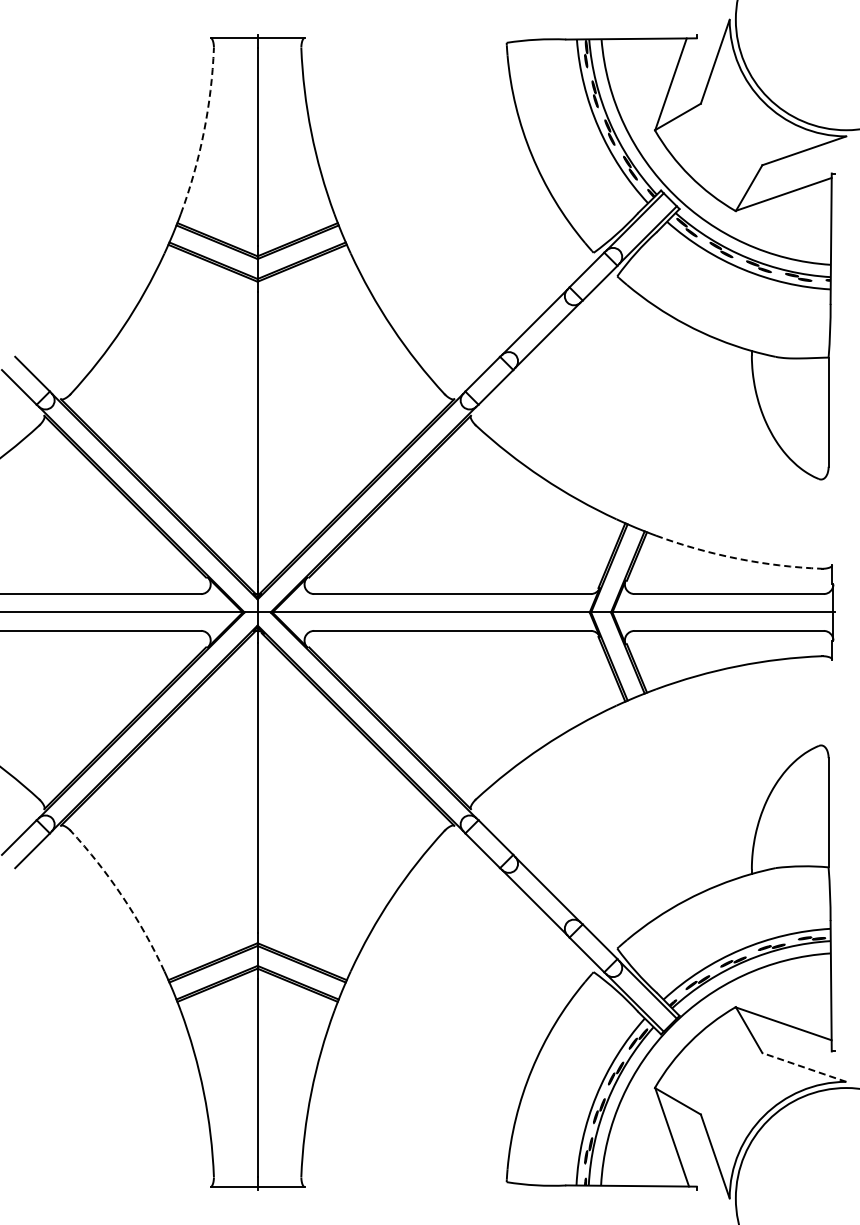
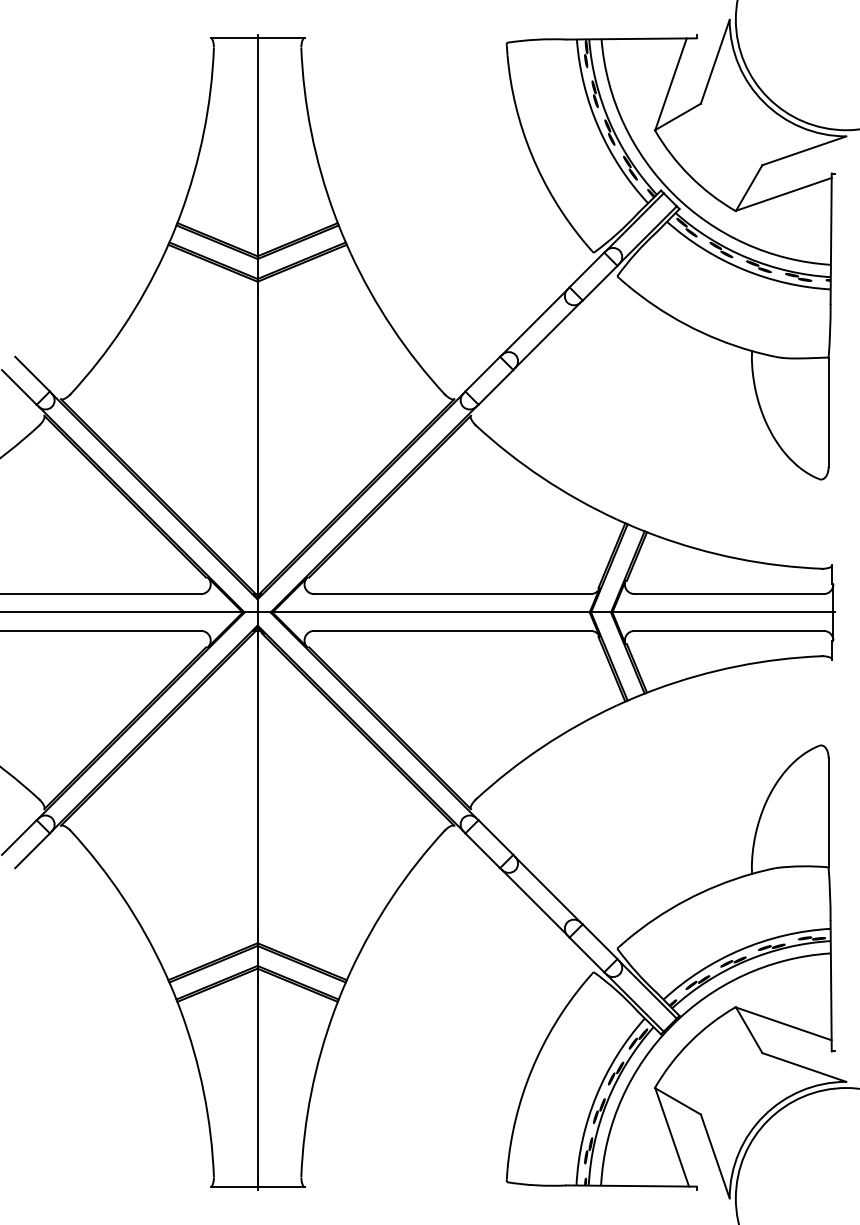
arc: dashed -> solid (203, 132)
arc: dashed -> solid (737, 558)
arc: dashed -> solid (122, 897)
line: dashed -> solid (803, 1067)
